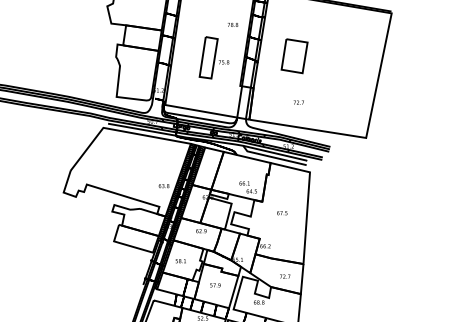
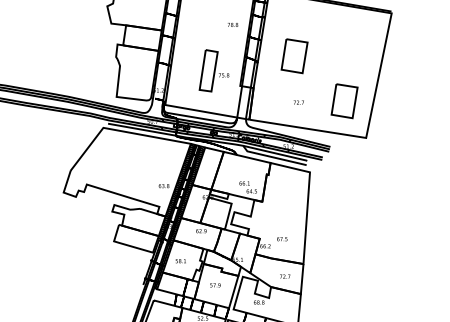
part position: (213, 57) -> (213, 70) (213, 70)
part: none -> present (344, 101)
part position: (282, 213) -> (282, 239) (282, 239)
